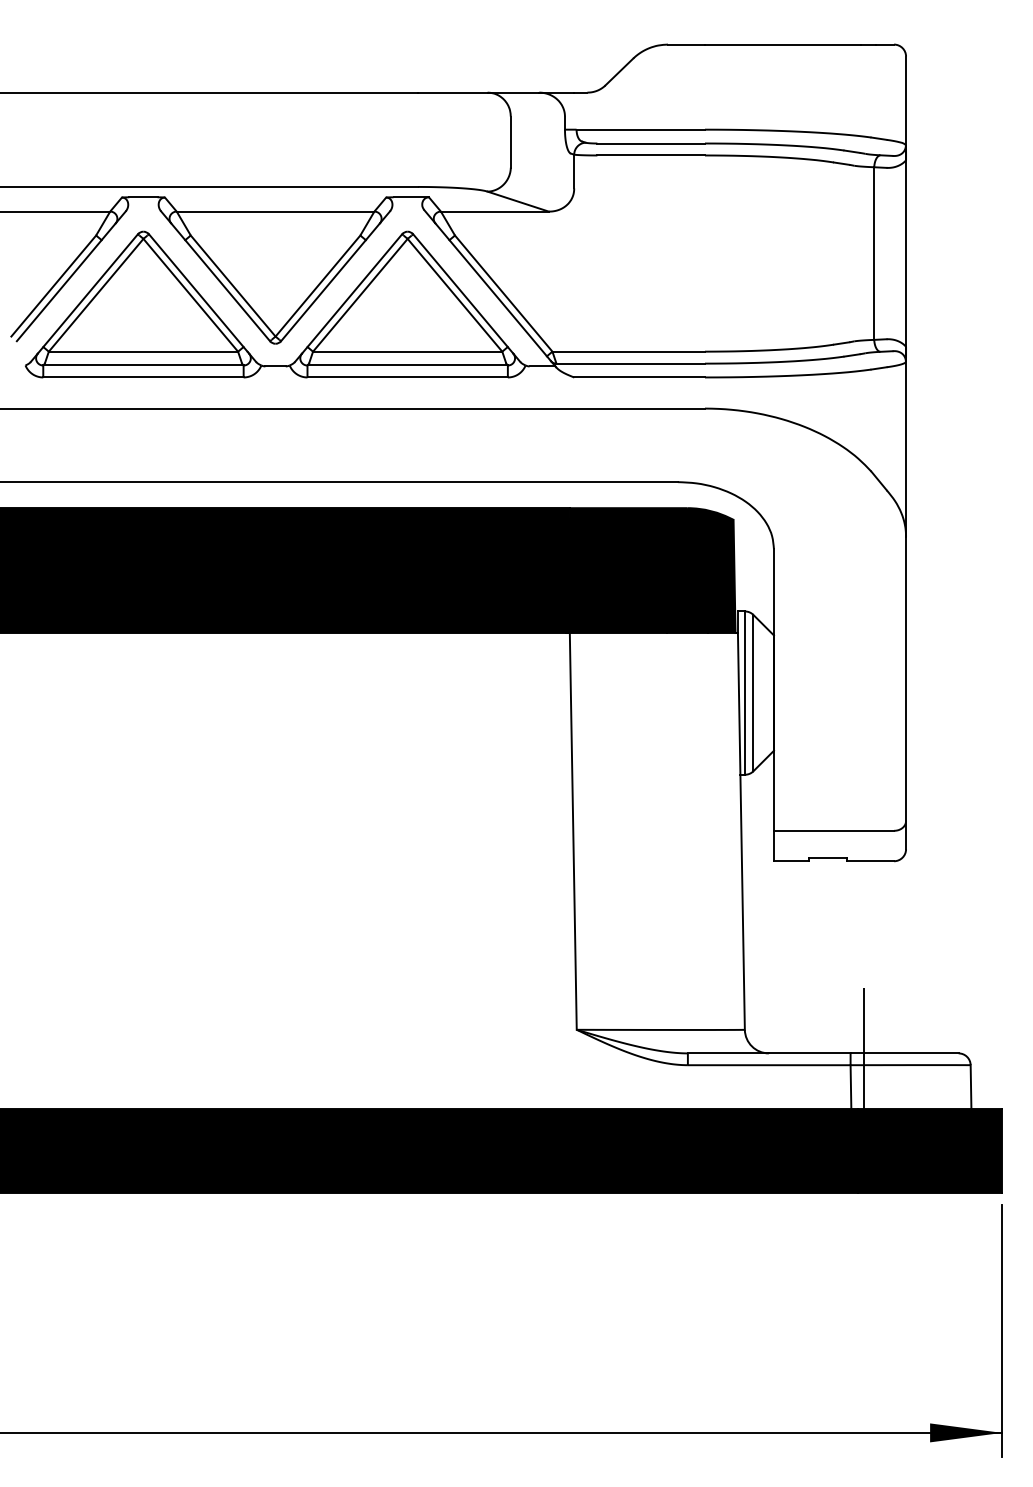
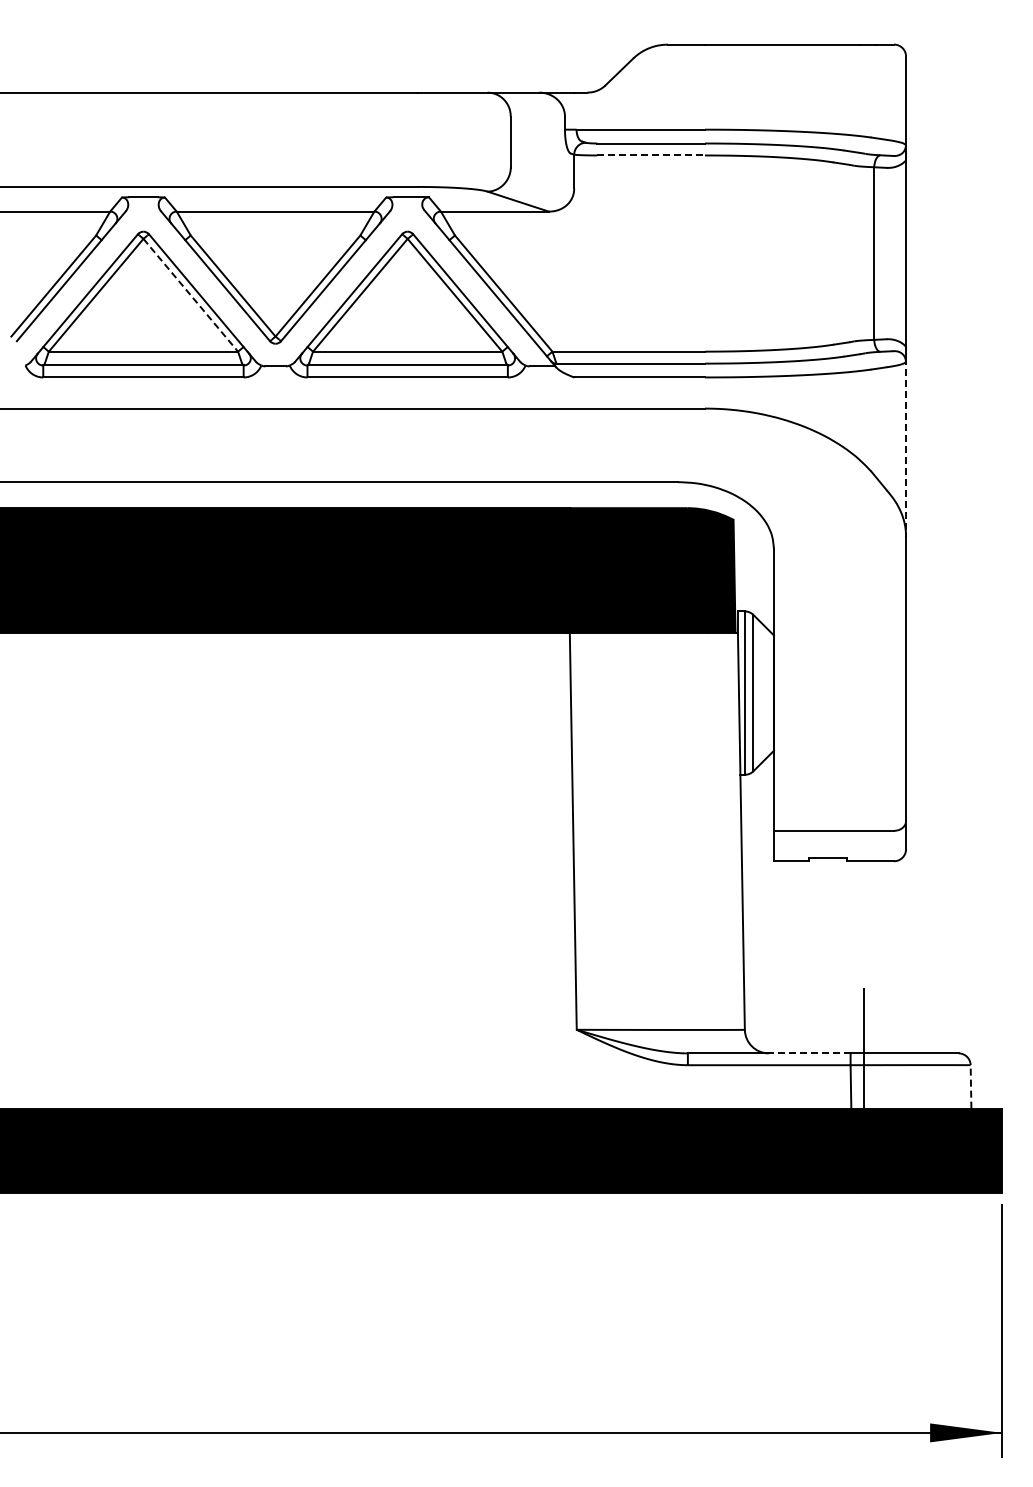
line: solid -> dashed (651, 155)
line: solid -> dashed (190, 295)
line: solid -> dashed (906, 441)
line: solid -> dashed (809, 1053)
line: solid -> dashed (971, 1086)
